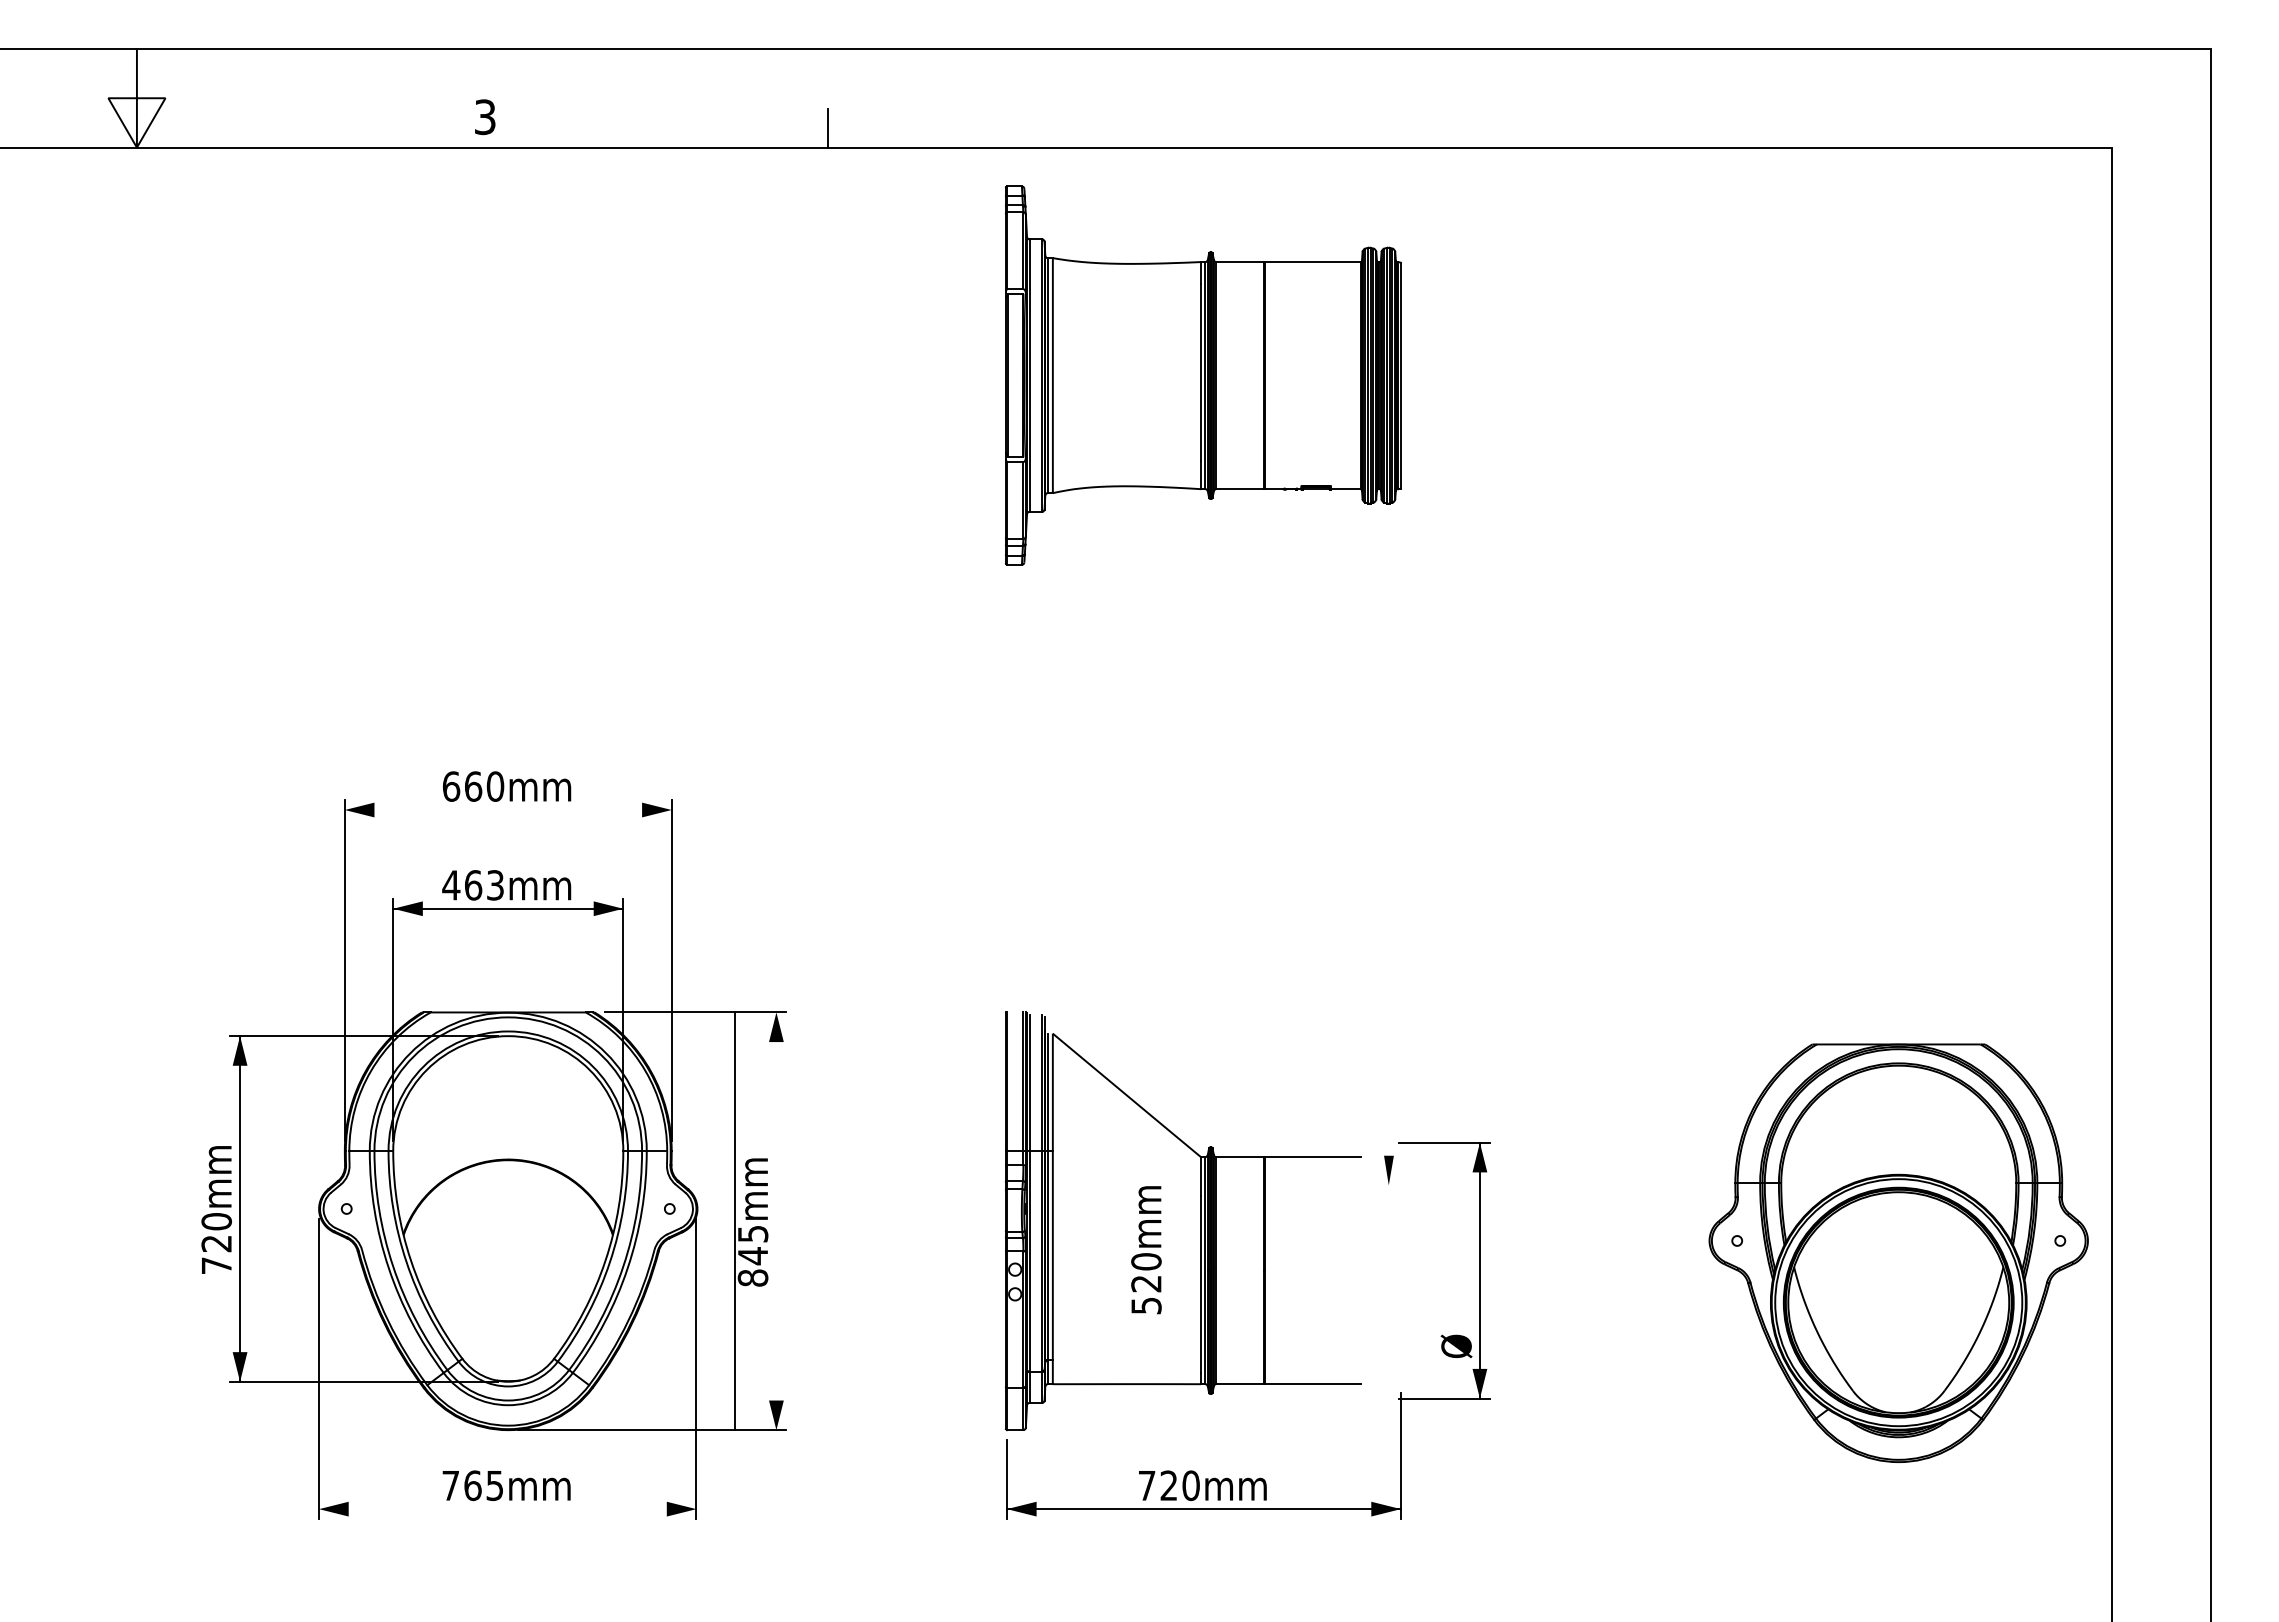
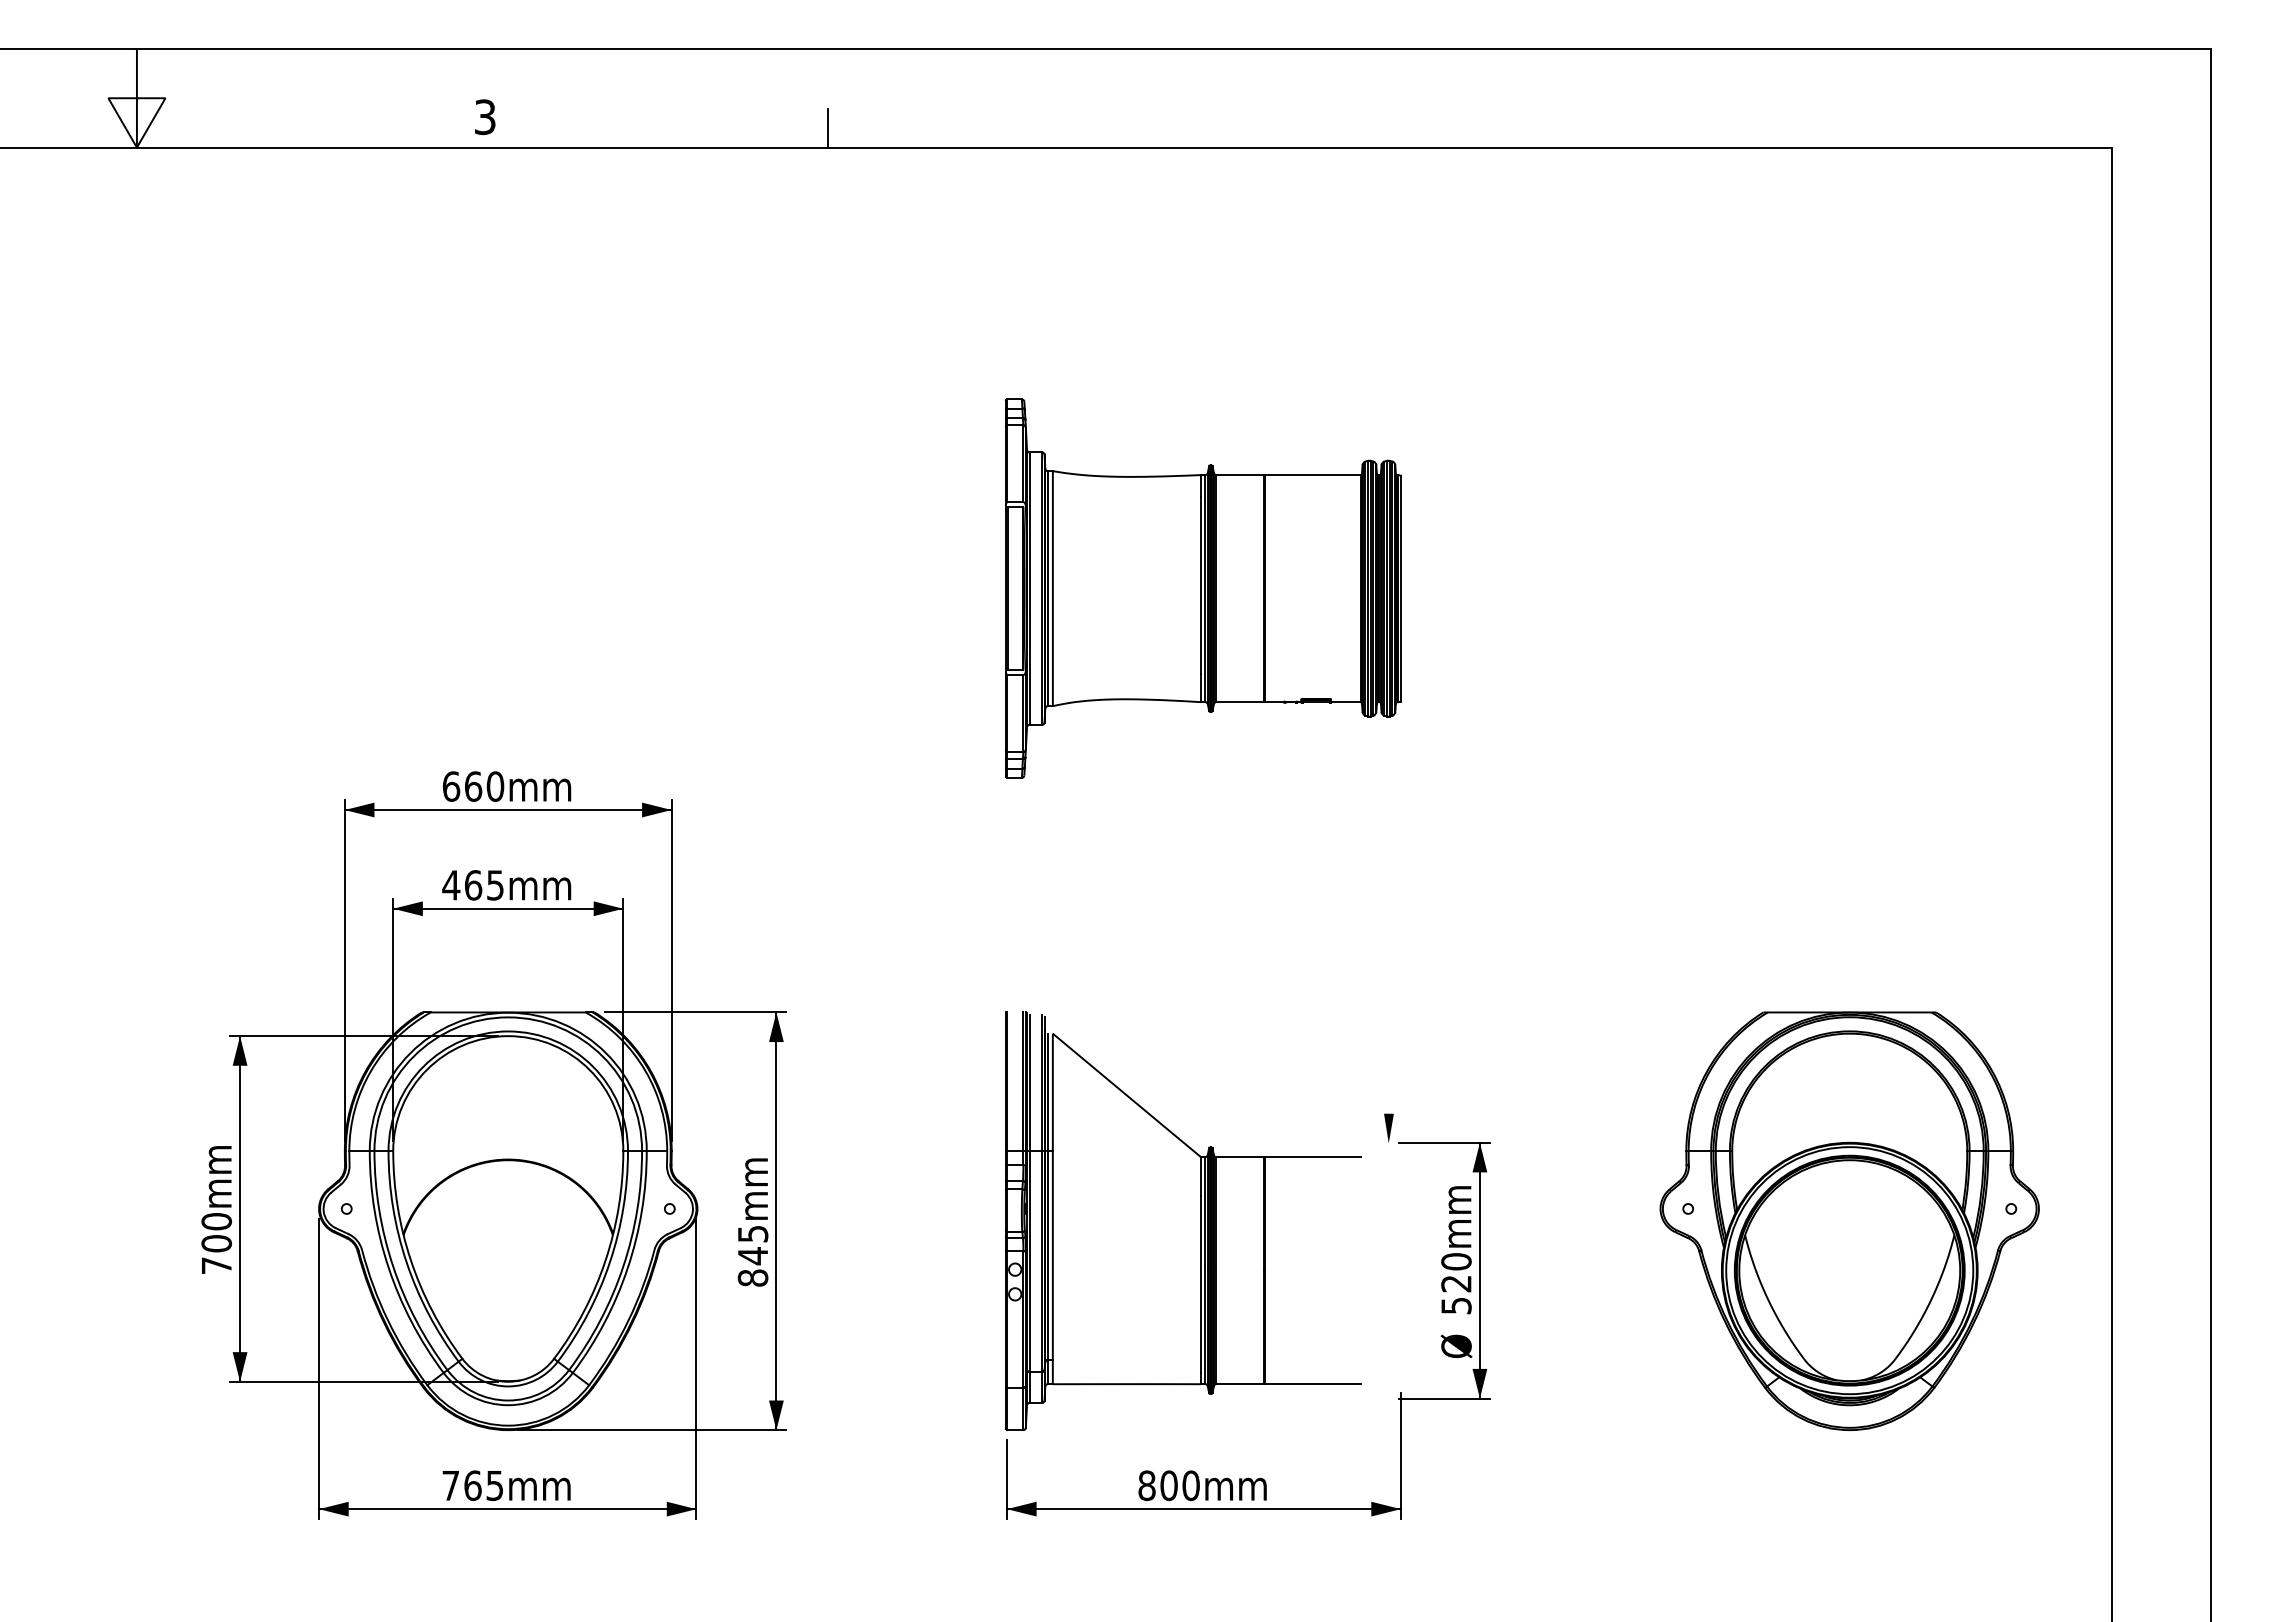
part position: (1203, 375) -> (1203, 588) (1203, 588)
line: none -> present (507, 810)
text: 463mm -> 465mm (495, 884)
part position: (1388, 1169) -> (1388, 1127) (1388, 1127)
line position: (735, 1221) -> (776, 1221) (776, 1221)
text: 720mm -> 700mm (216, 1243)
text position: (1146, 1250) -> (1456, 1250) (1456, 1250)
part position: (1898, 1252) -> (1849, 1220) (1849, 1220)
text: 720mm -> 800mm (1157, 1485)
line: none -> present (507, 1509)
